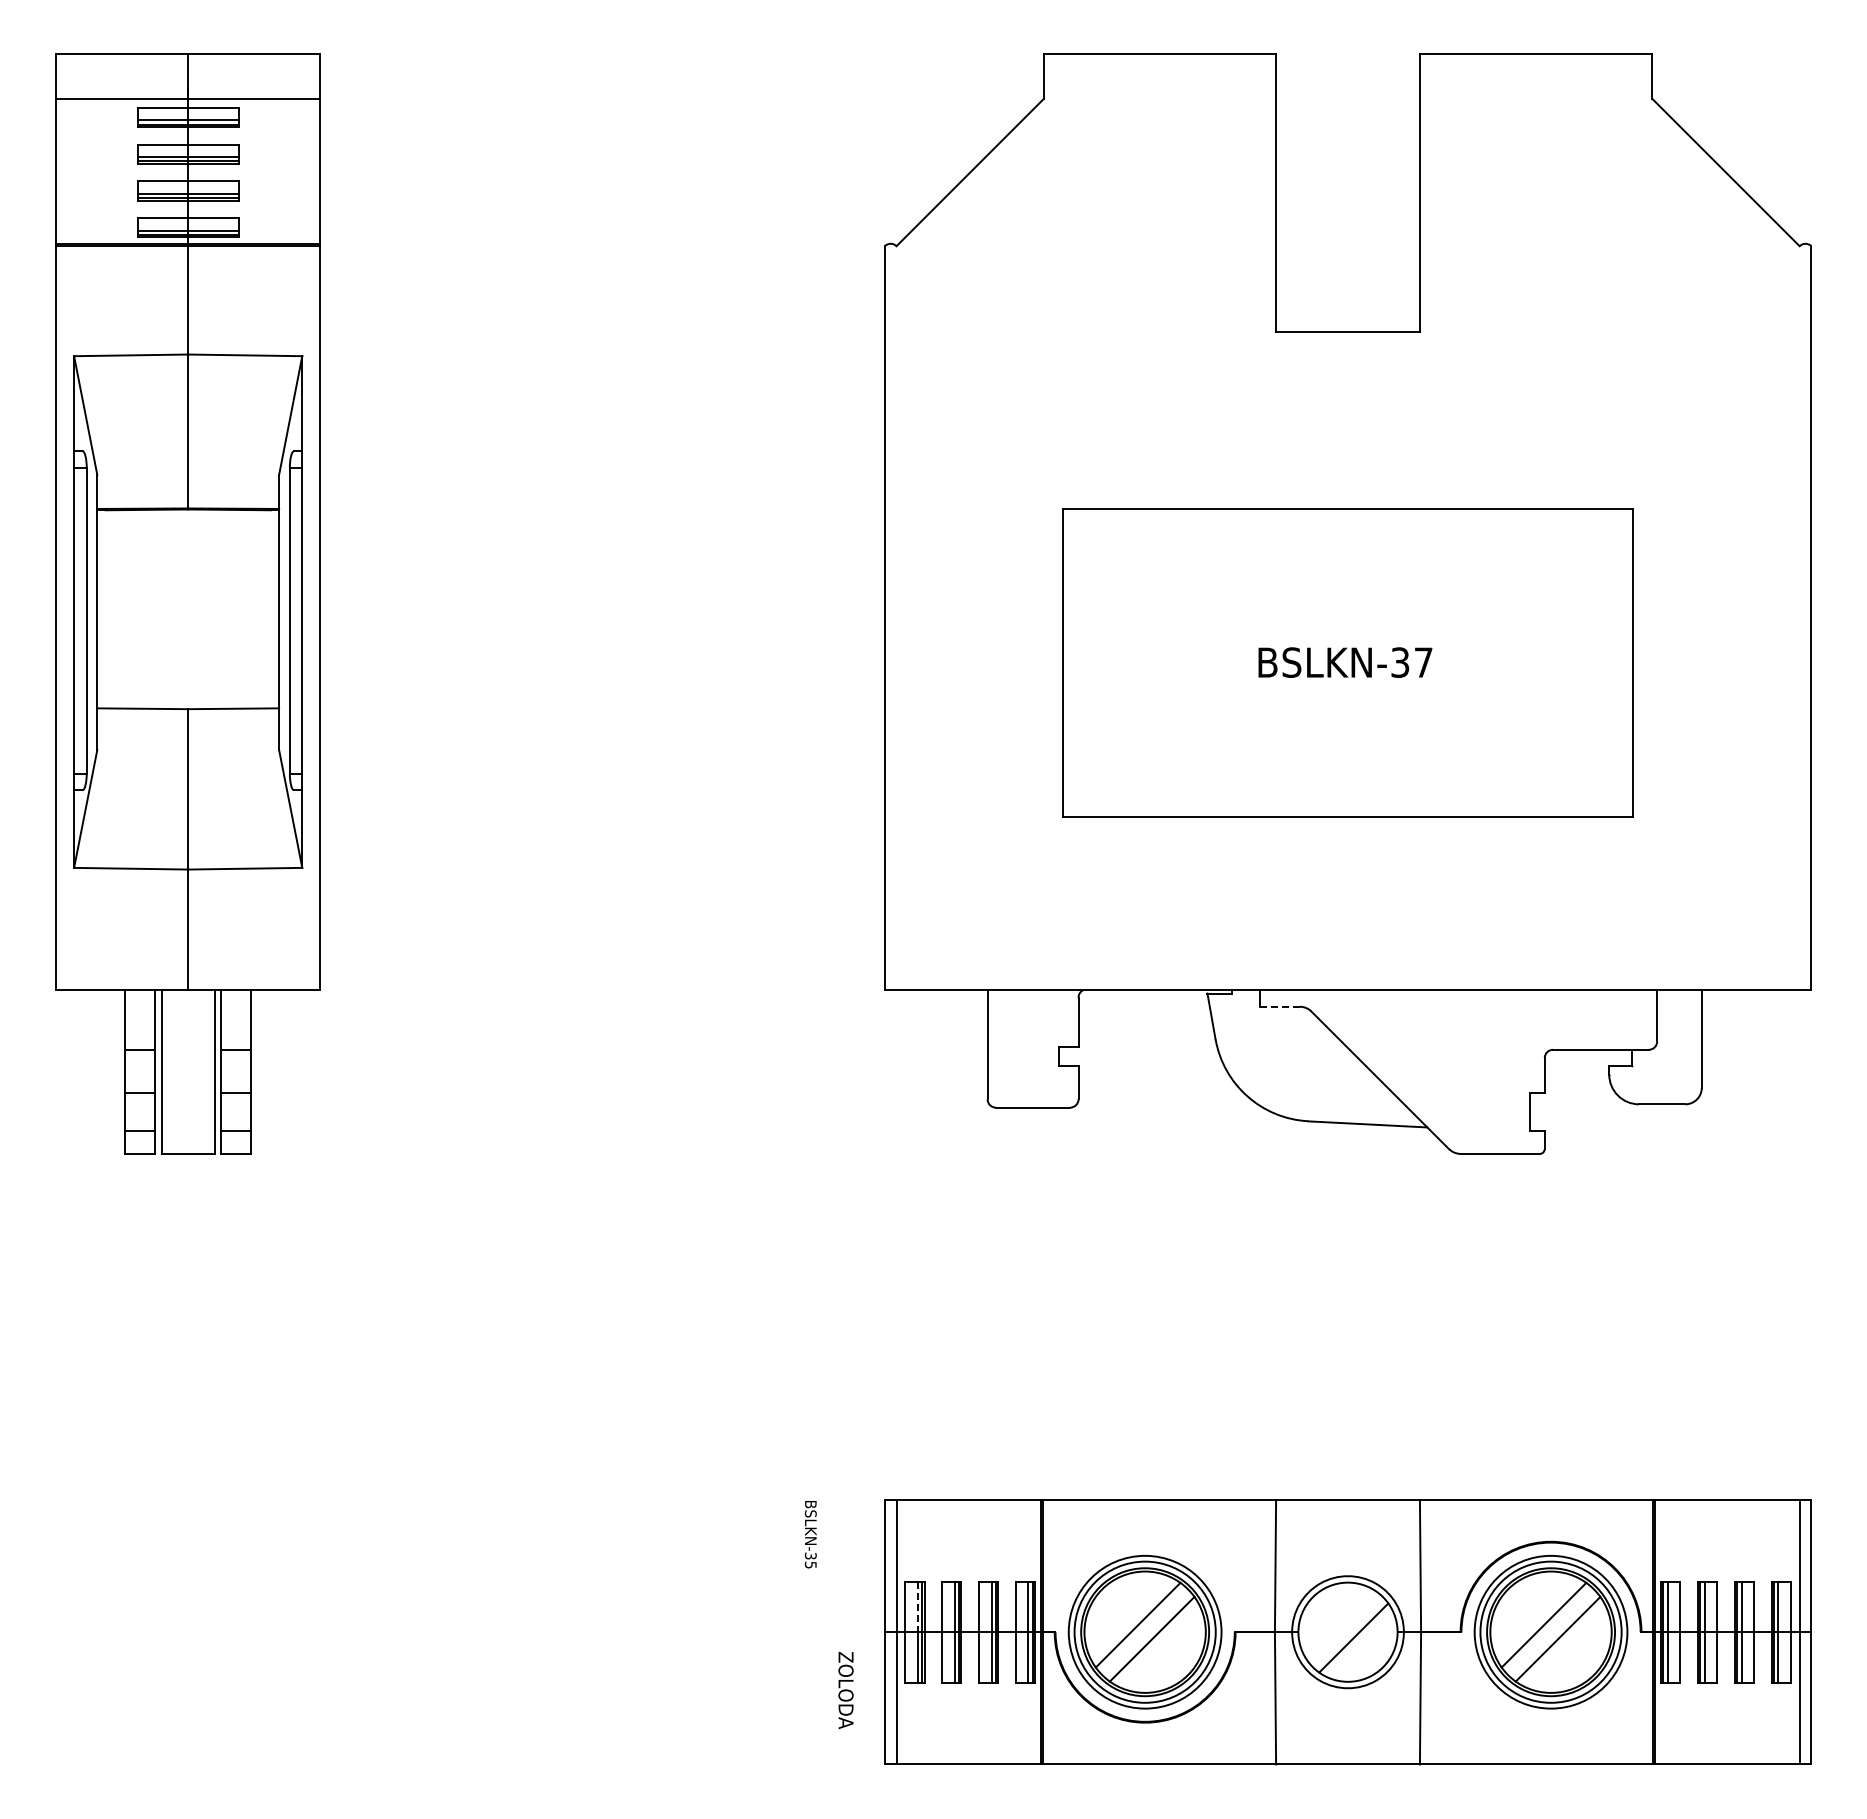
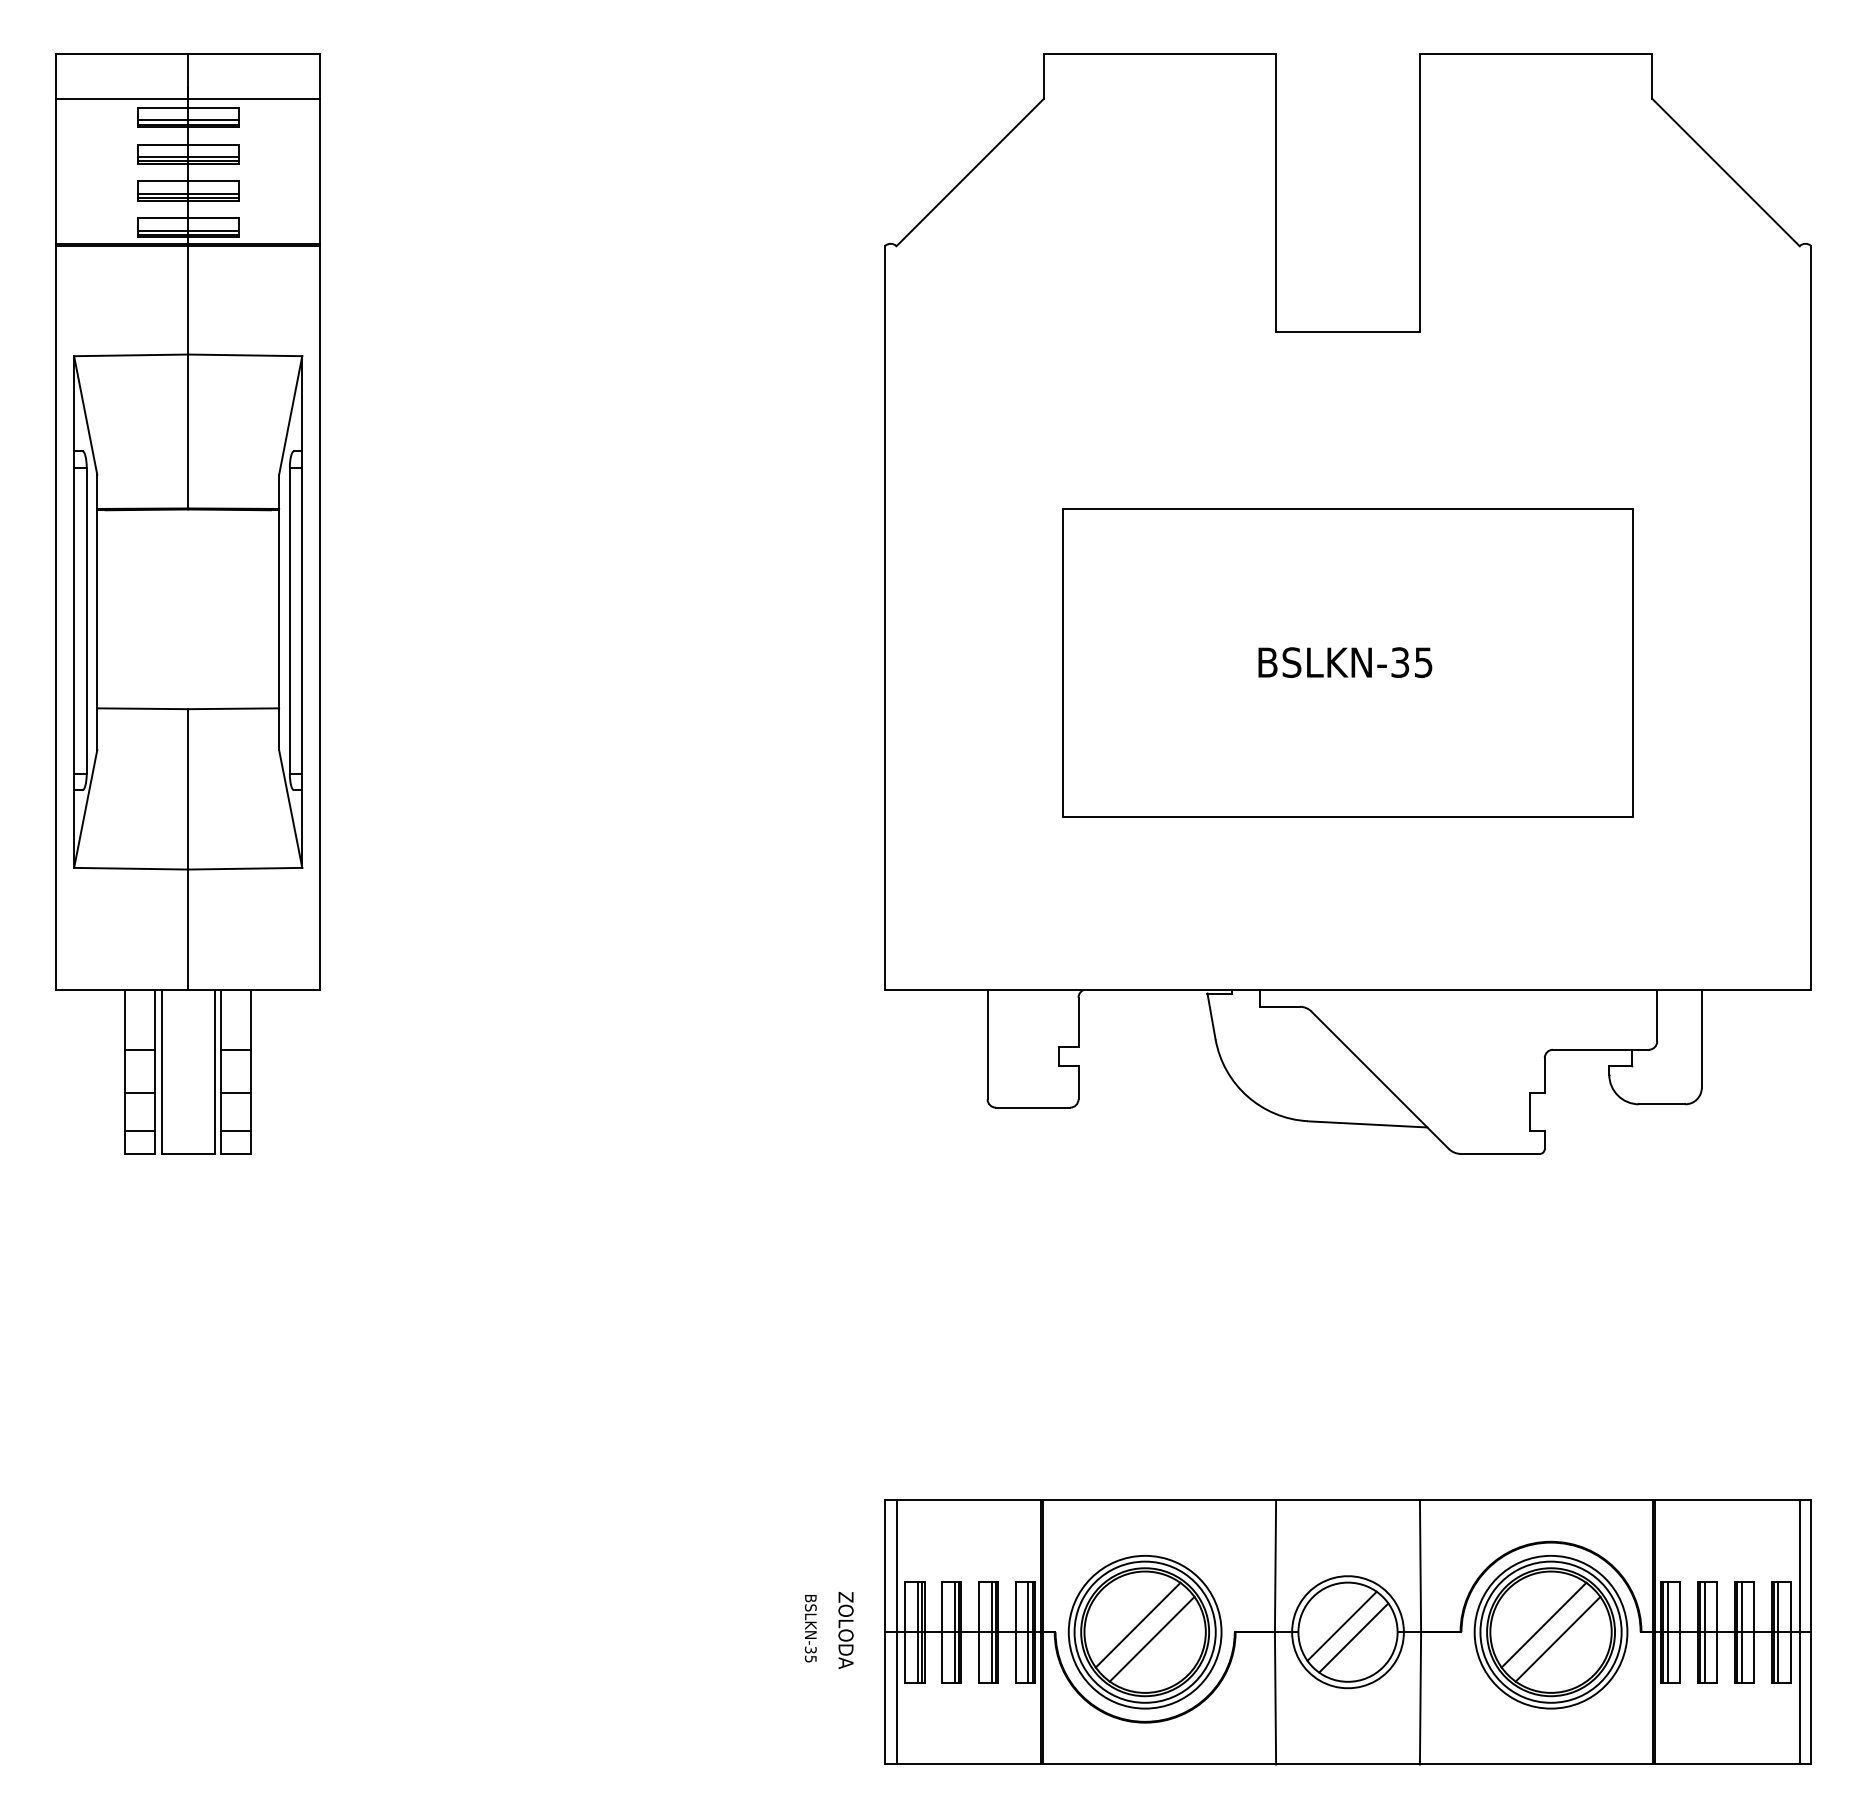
text: BSLKN-37 -> BSLKN-35 (1423, 662)
line: dashed -> solid (1280, 1006)
text position: (810, 1534) -> (810, 1628) (810, 1628)
line: dashed -> solid (917, 1607)
line: none -> present (1341, 1625)
text position: (845, 1690) -> (845, 1630) (845, 1630)
